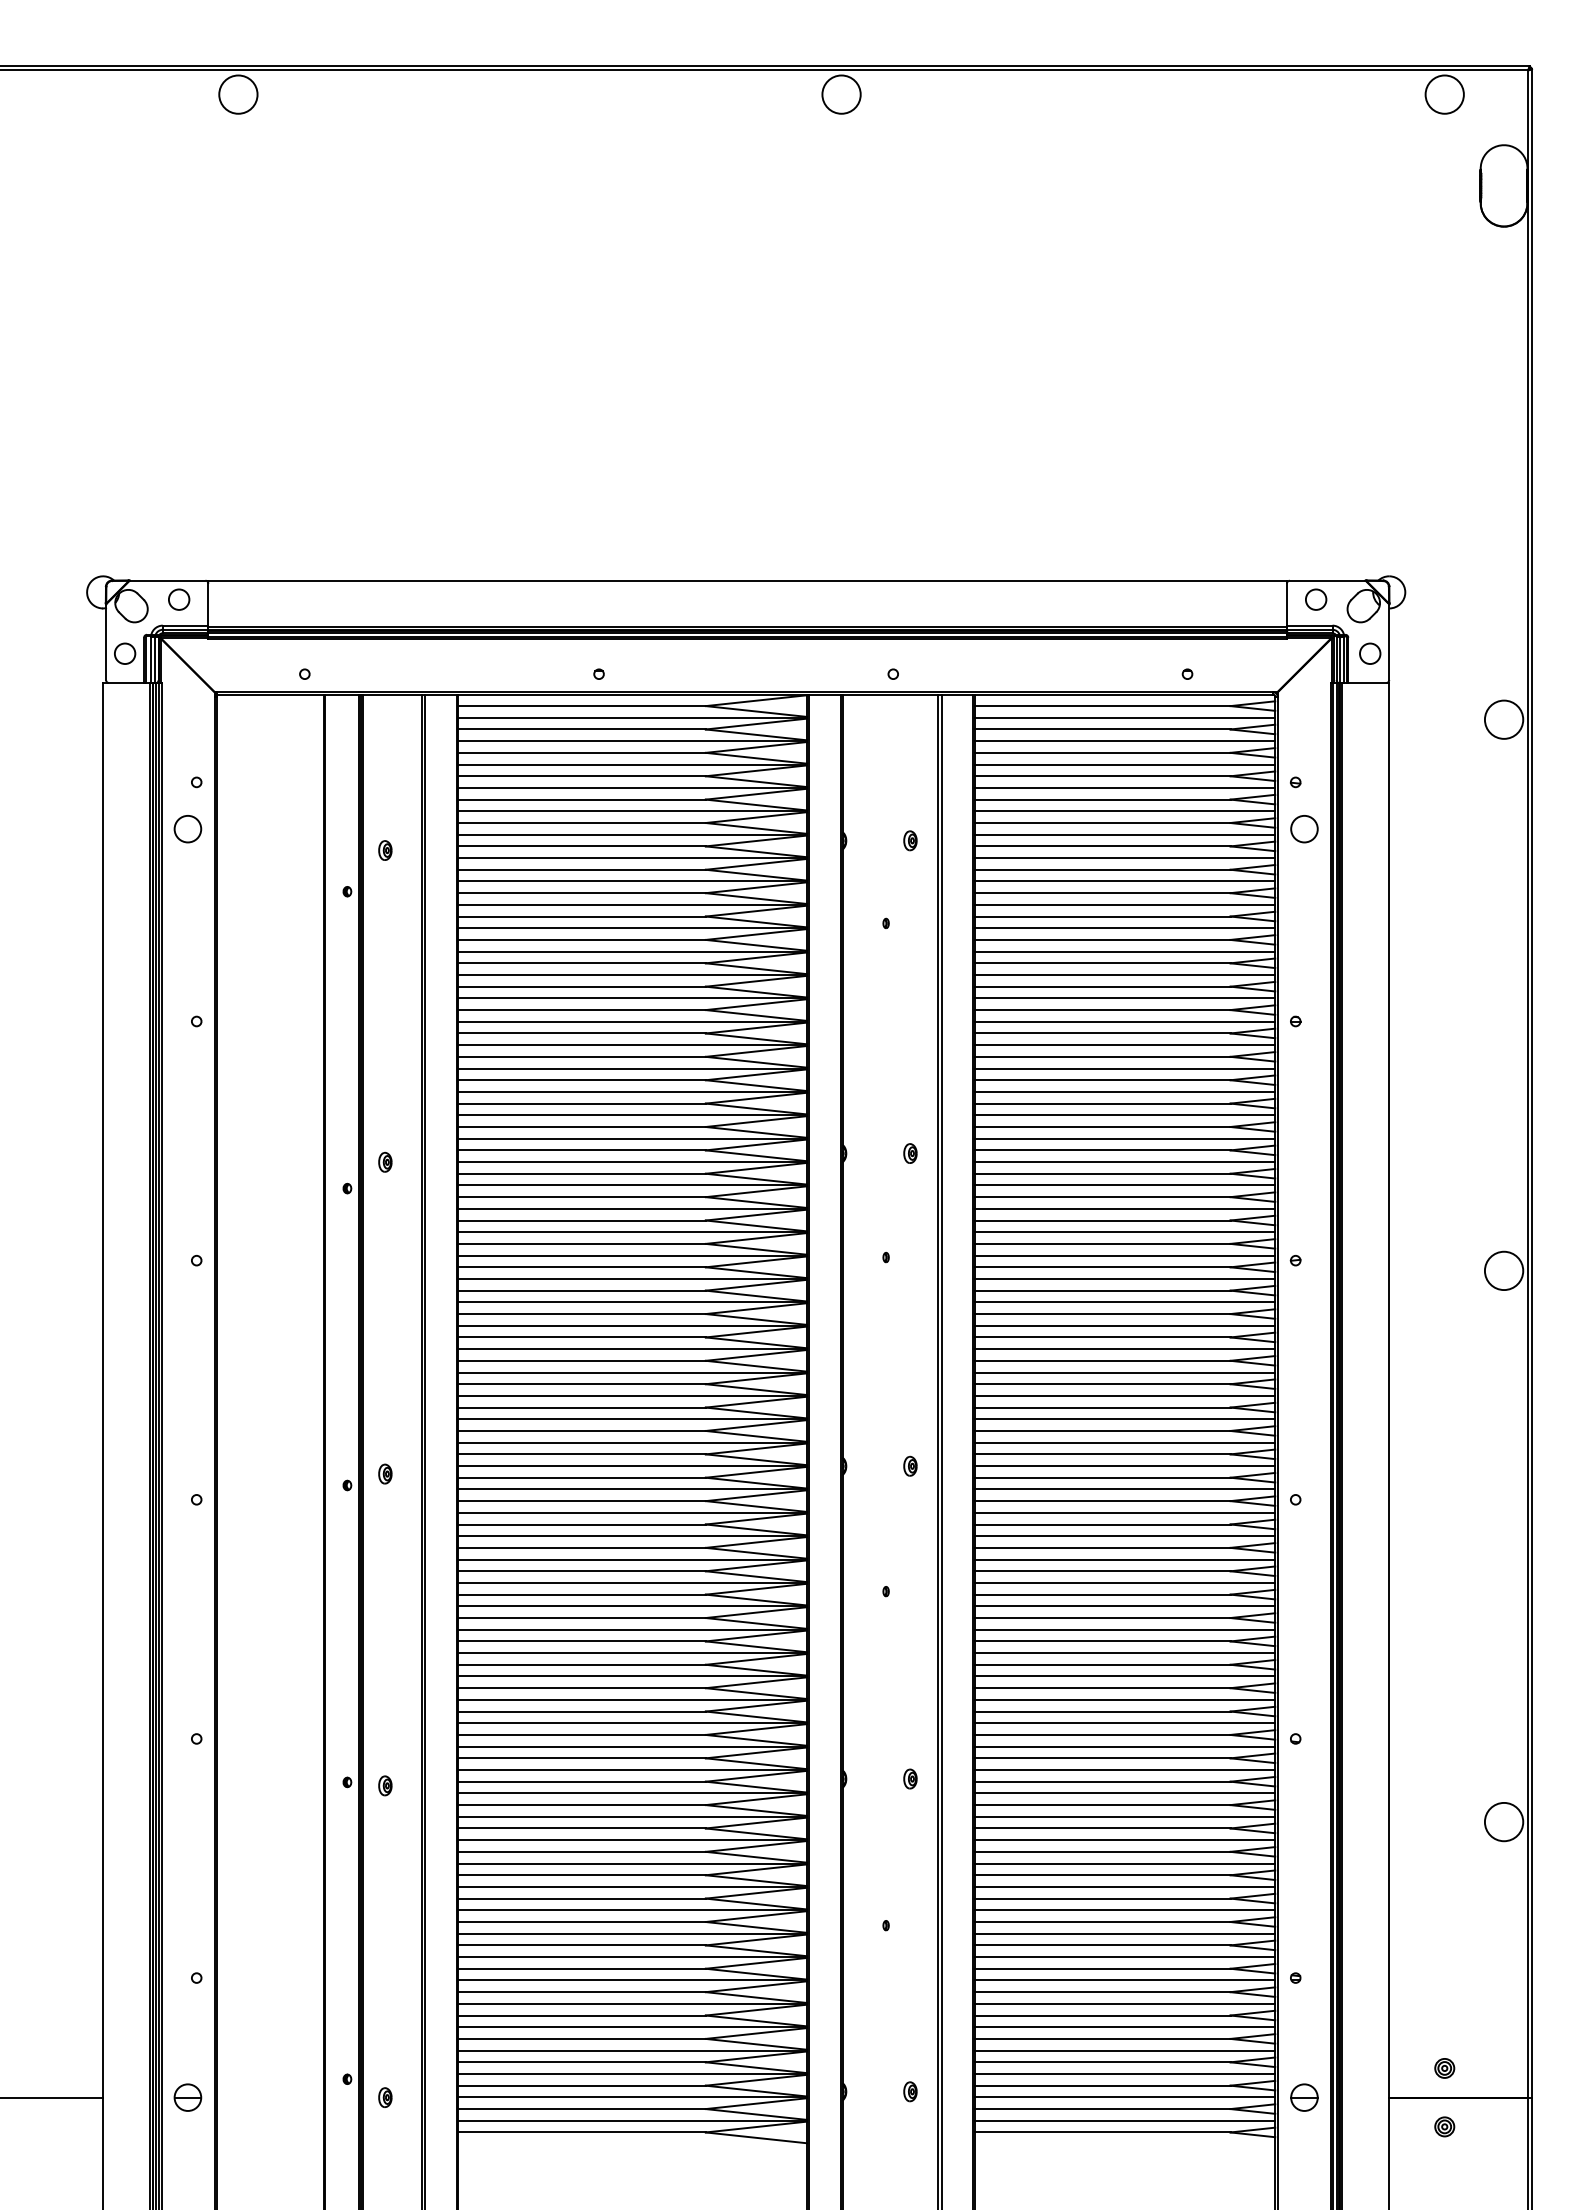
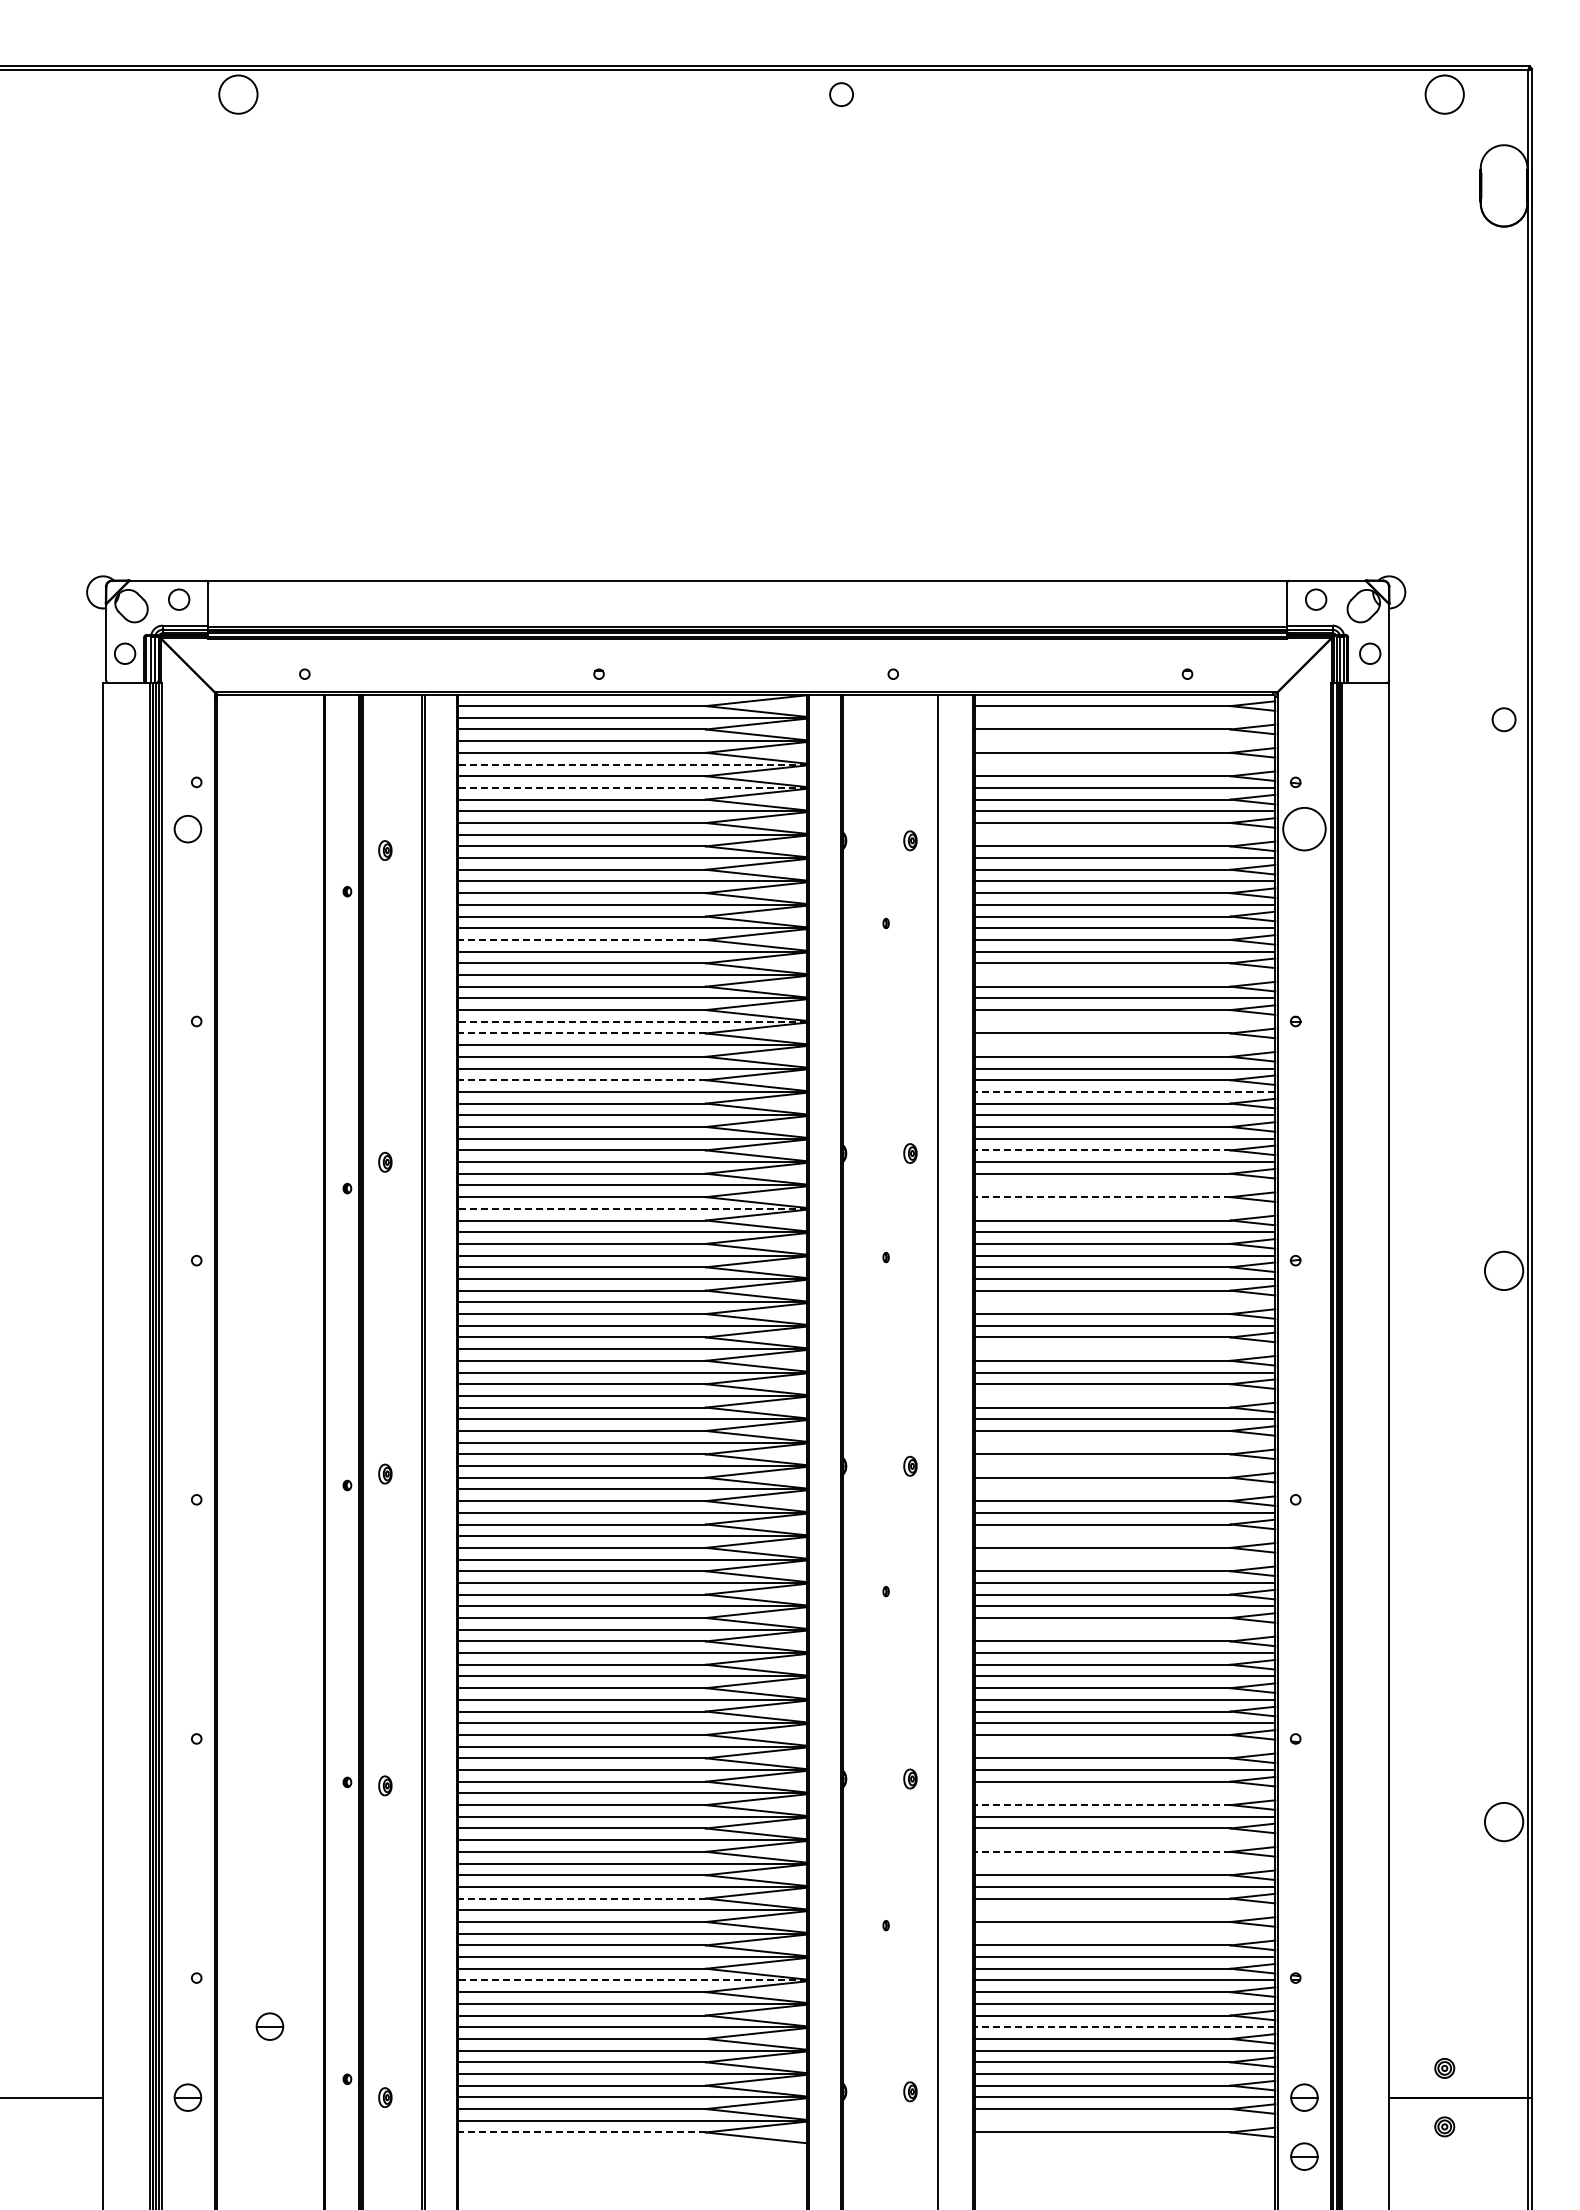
circle diameter: 38 px -> 23 px (841, 94)
line: present -> none (1124, 717)
circle diameter: 38 px -> 23 px (1503, 719)
line: present -> none (1124, 741)
line: solid -> dashed (632, 764)
line: present -> none (1124, 764)
line: solid -> dashed (632, 787)
circle diameter: 27 px -> 43 px (1304, 828)
line: present -> none (1124, 834)
line: solid -> dashed (582, 939)
line: present -> none (1124, 975)
line: solid -> dashed (632, 1021)
line: present -> none (1124, 1021)
line: solid -> dashed (582, 1033)
line: present -> none (1124, 1045)
line: solid -> dashed (582, 1080)
line: solid -> dashed (1124, 1091)
line: solid -> dashed (1102, 1150)
line: present -> none (1124, 1185)
line: solid -> dashed (1102, 1197)
line: solid -> dashed (632, 1208)
line: present -> none (1124, 1208)
line: present -> none (1124, 1302)
line: present -> none (1124, 1349)
line: present -> none (1124, 1395)
line: present -> none (1124, 1442)
line: present -> none (941, 1450)
line: present -> none (1124, 1466)
line: present -> none (1124, 1489)
line: present -> none (1124, 1536)
line: present -> none (1124, 1559)
line: present -> none (1124, 1629)
line: present -> none (1124, 1746)
line: present -> none (1124, 1793)
line: solid -> dashed (1102, 1805)
line: present -> none (1124, 1840)
line: solid -> dashed (1102, 1851)
line: present -> none (1124, 1863)
line: solid -> dashed (582, 1898)
line: present -> none (1124, 1910)
line: present -> none (1124, 1933)
line: solid -> dashed (632, 1980)
part: none -> present (269, 2026)
line: solid -> dashed (1124, 2027)
line: present -> none (1124, 2120)
line: solid -> dashed (582, 2132)
part: none -> present (1304, 2156)
